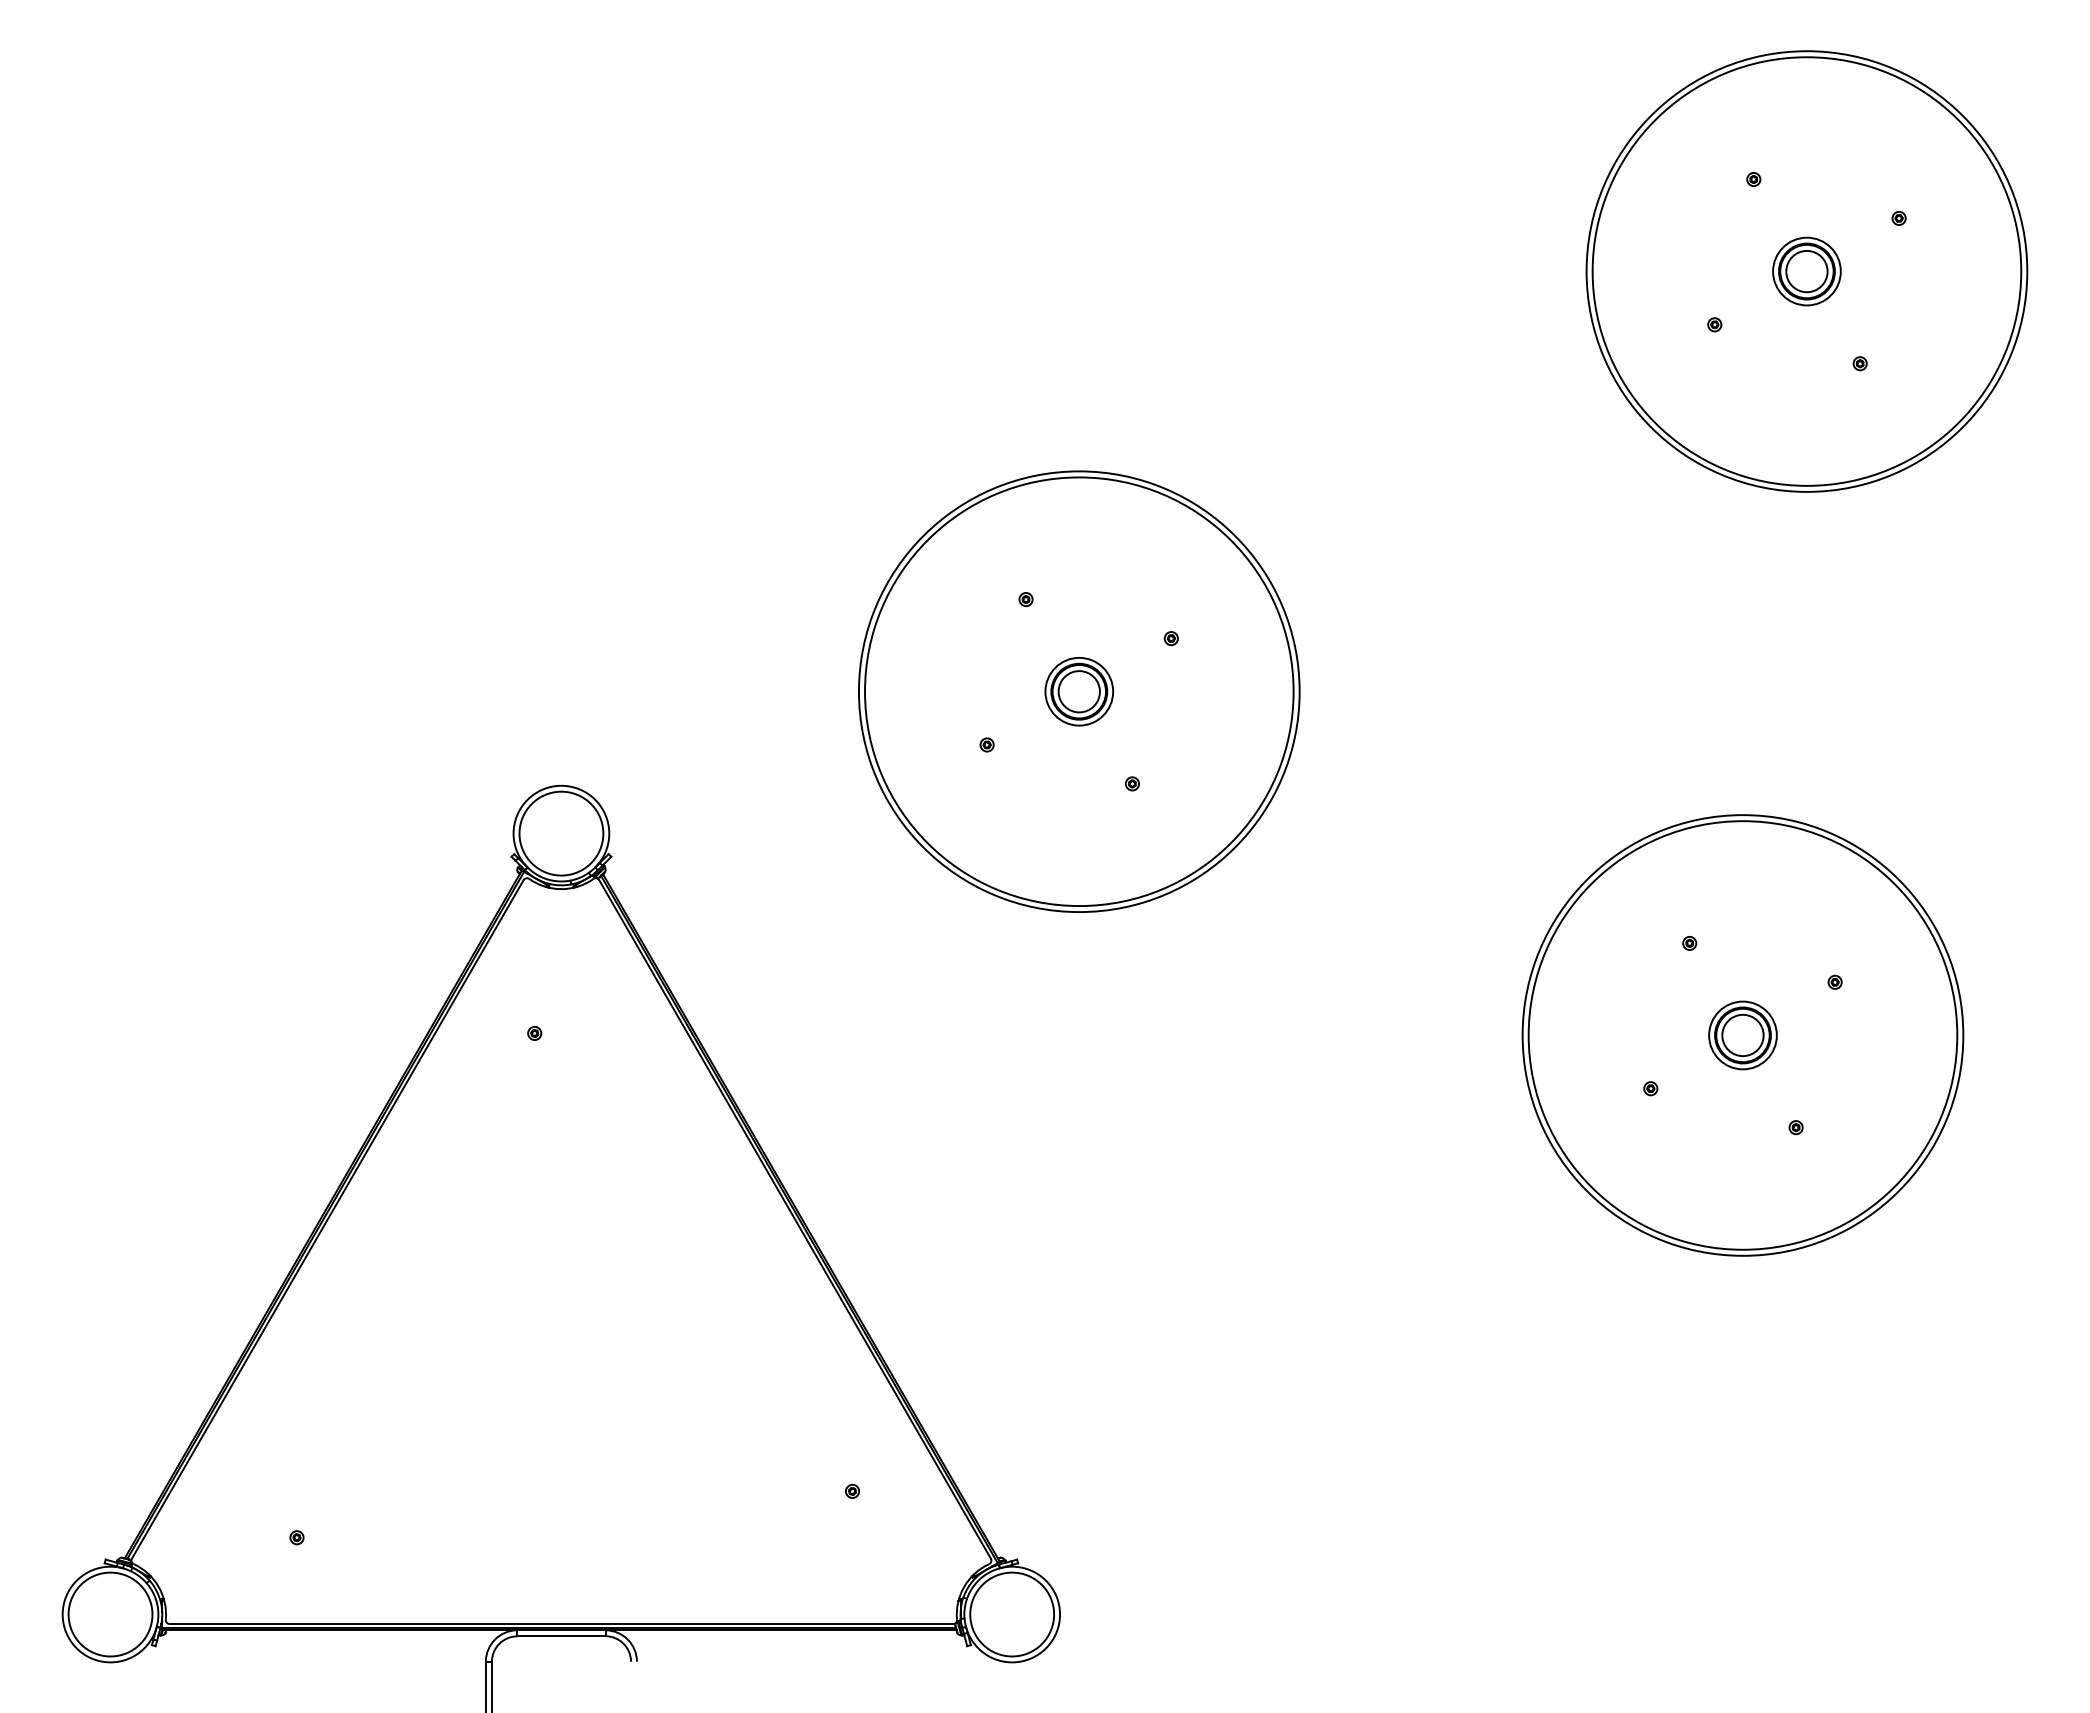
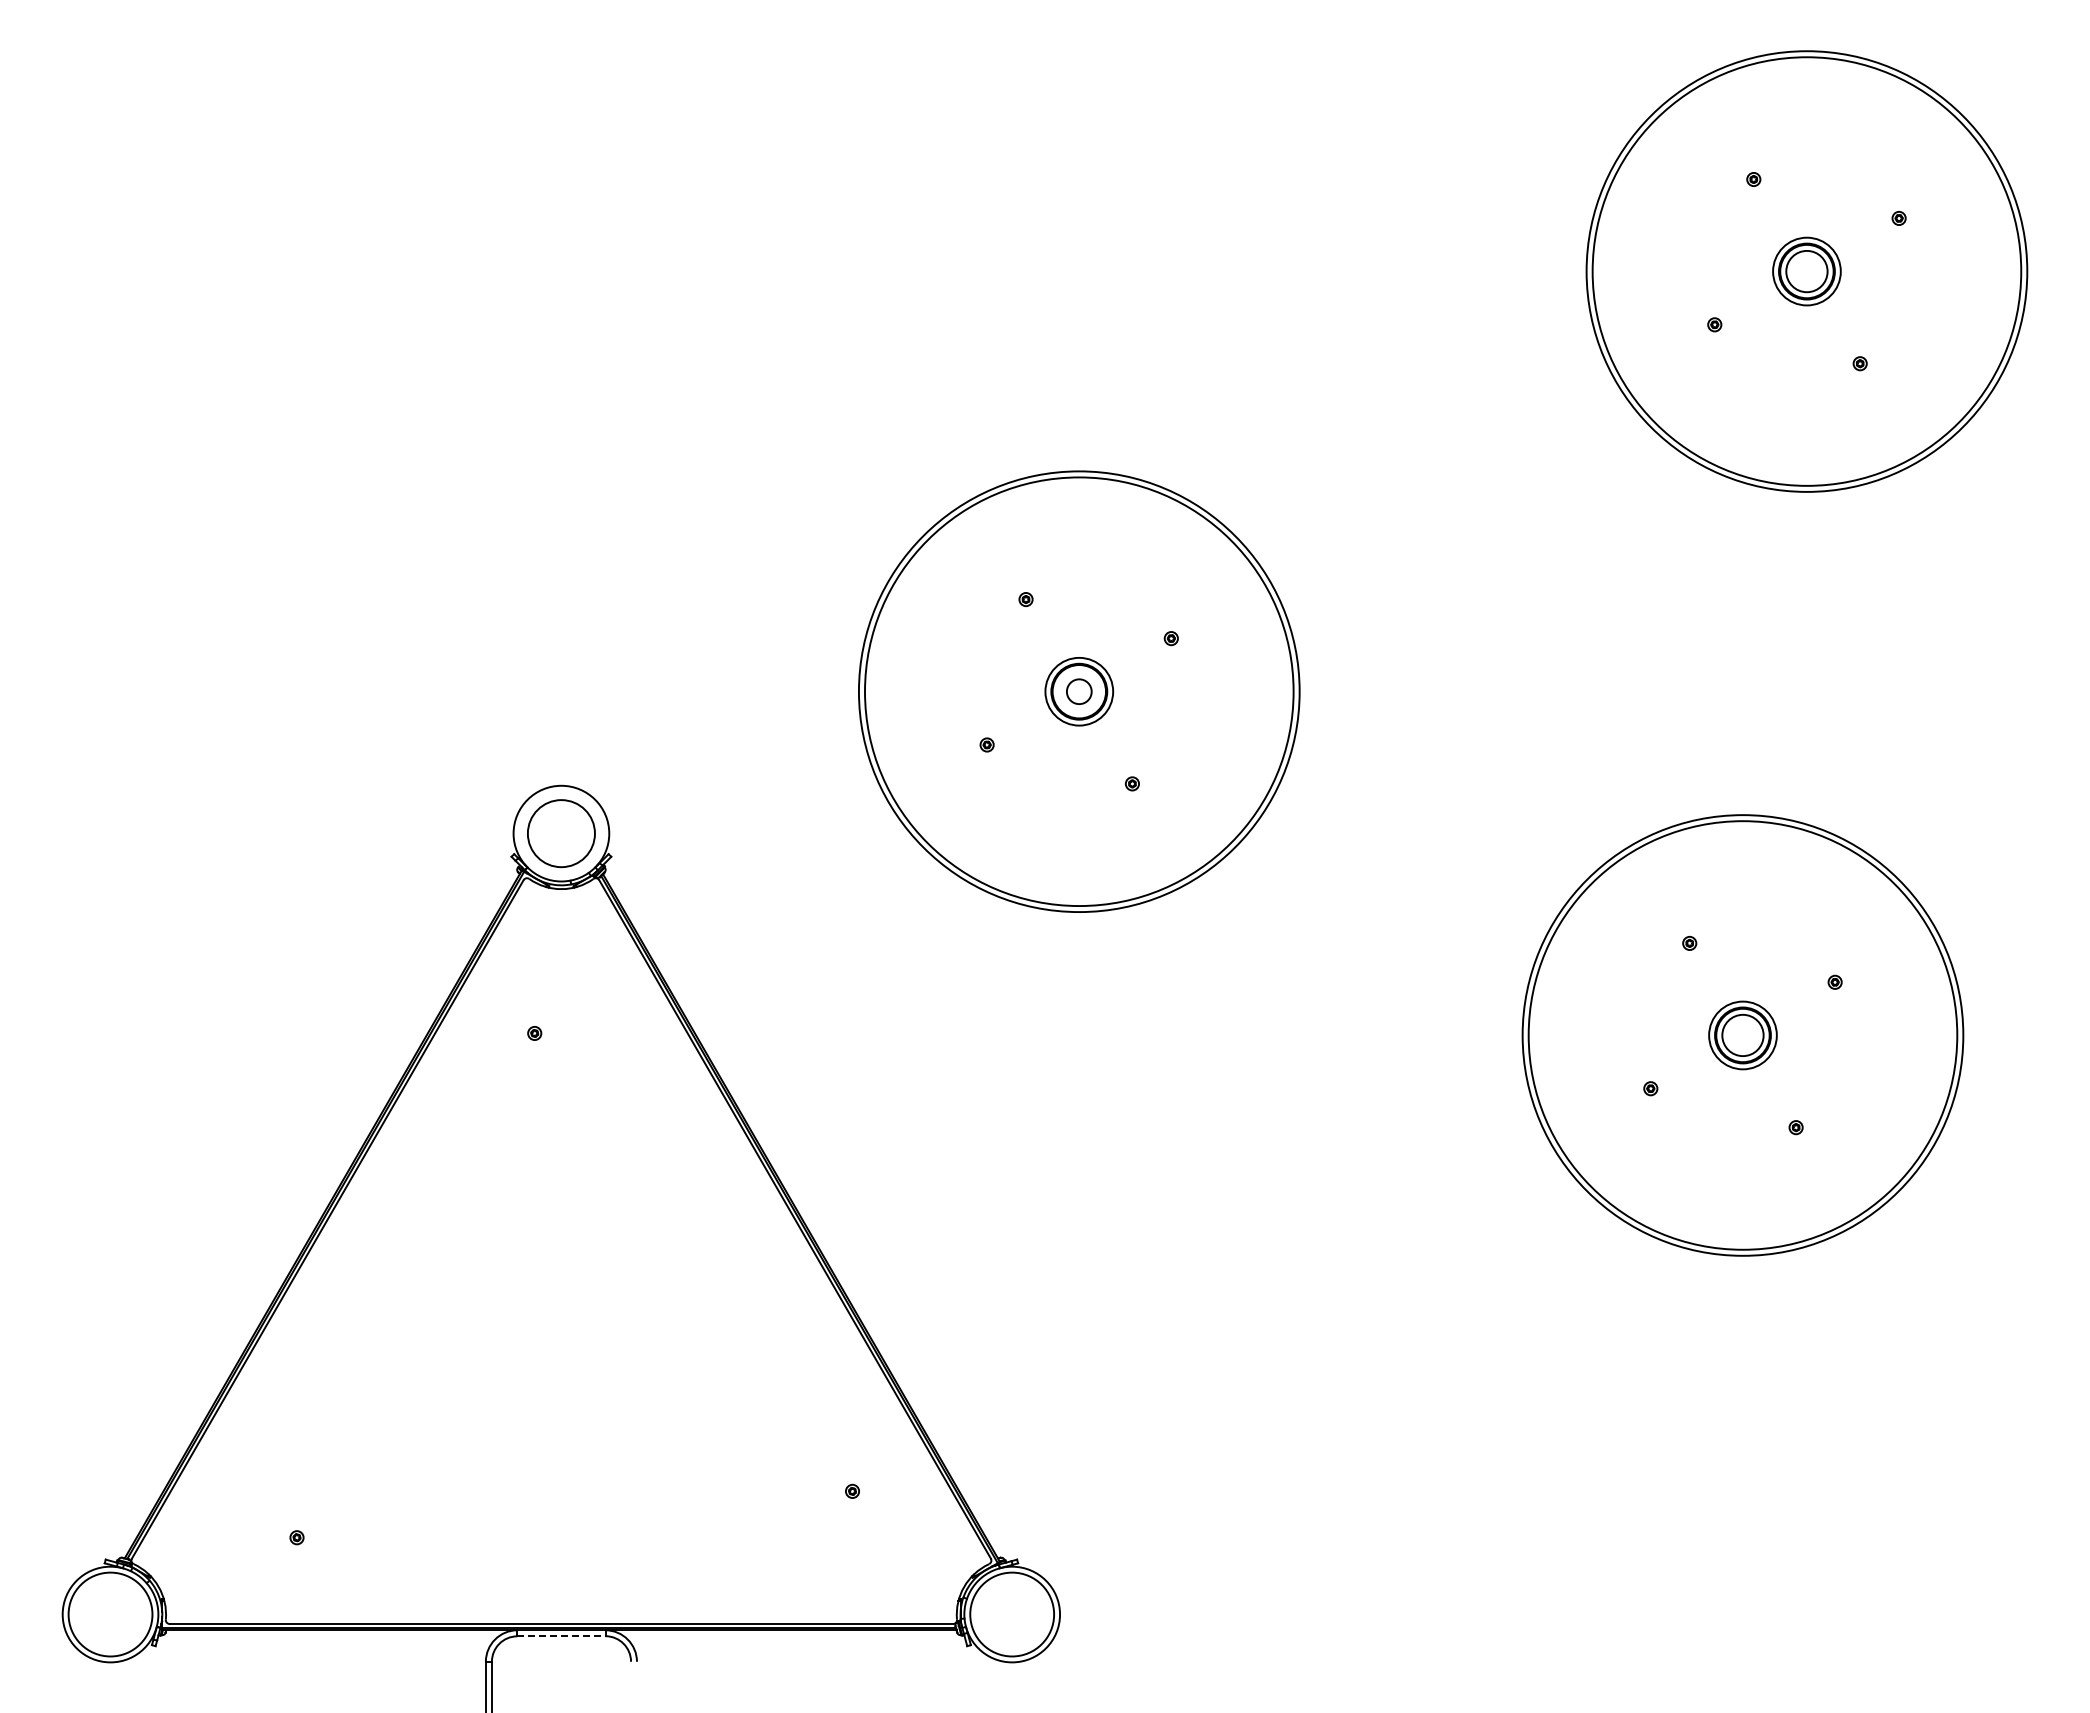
circle diameter: 41 px -> 25 px (1078, 691)
circle diameter: 84 px -> 67 px (560, 833)
line: solid -> dashed (561, 1636)
